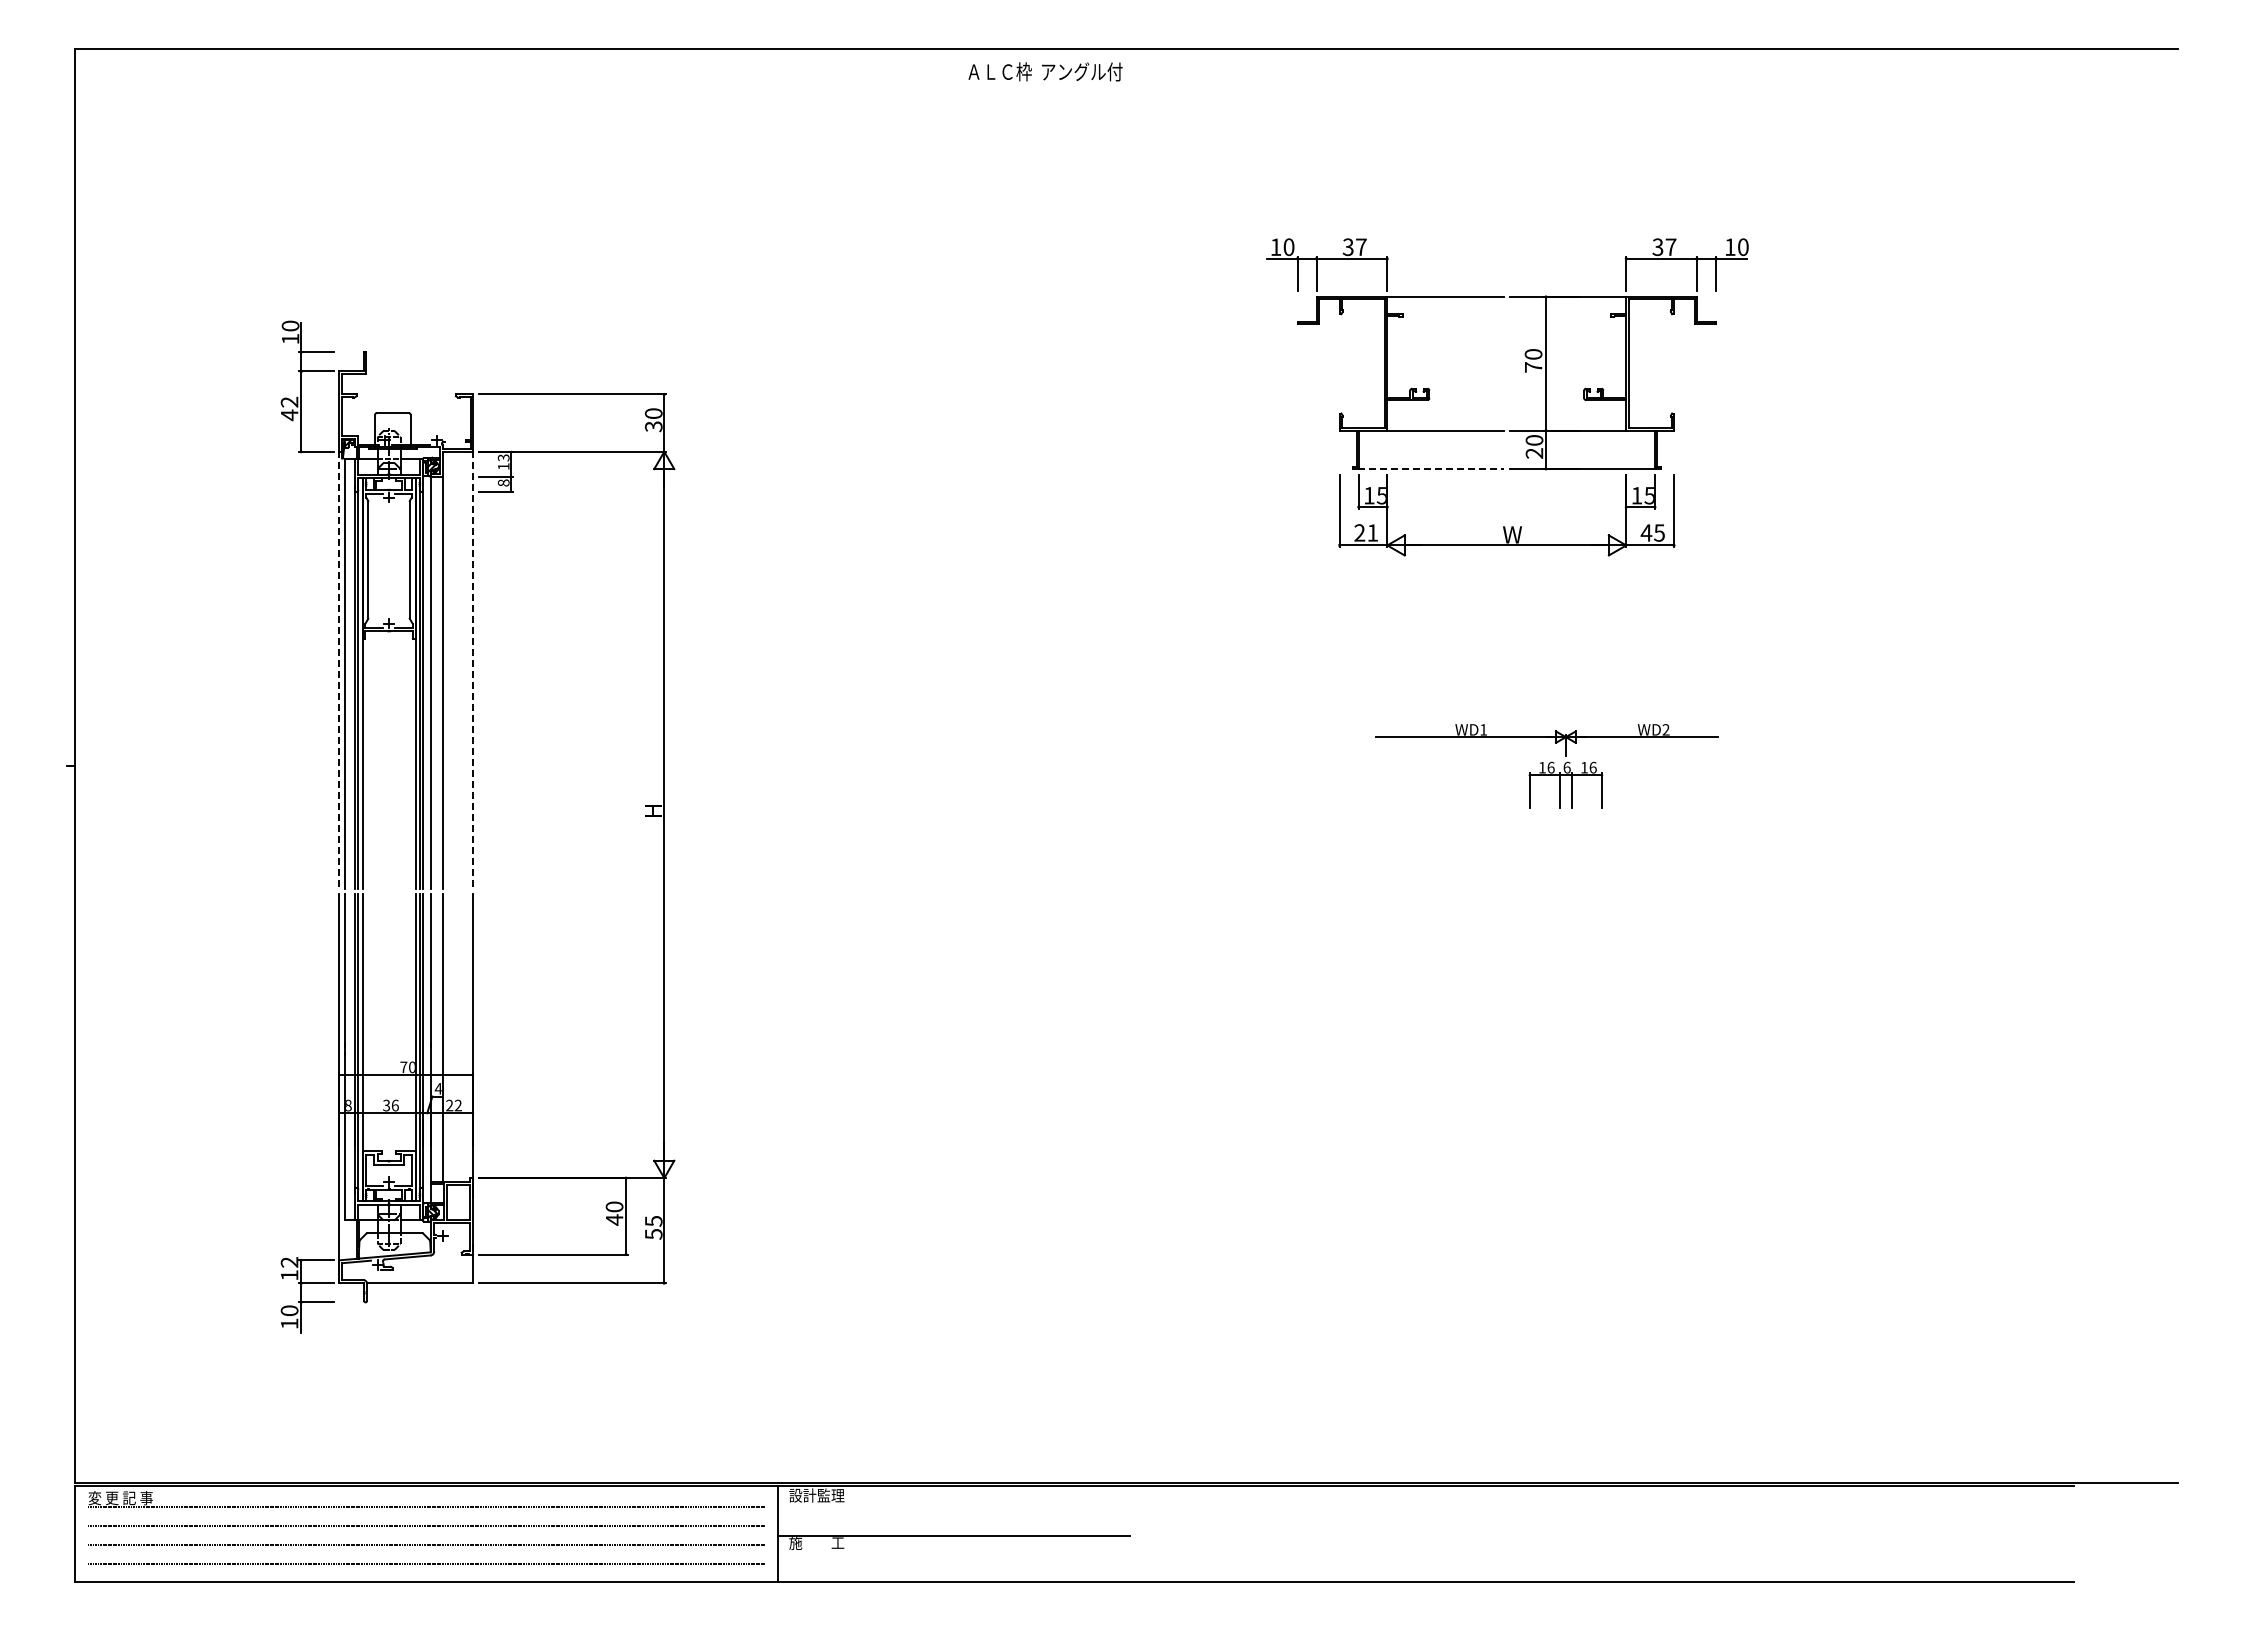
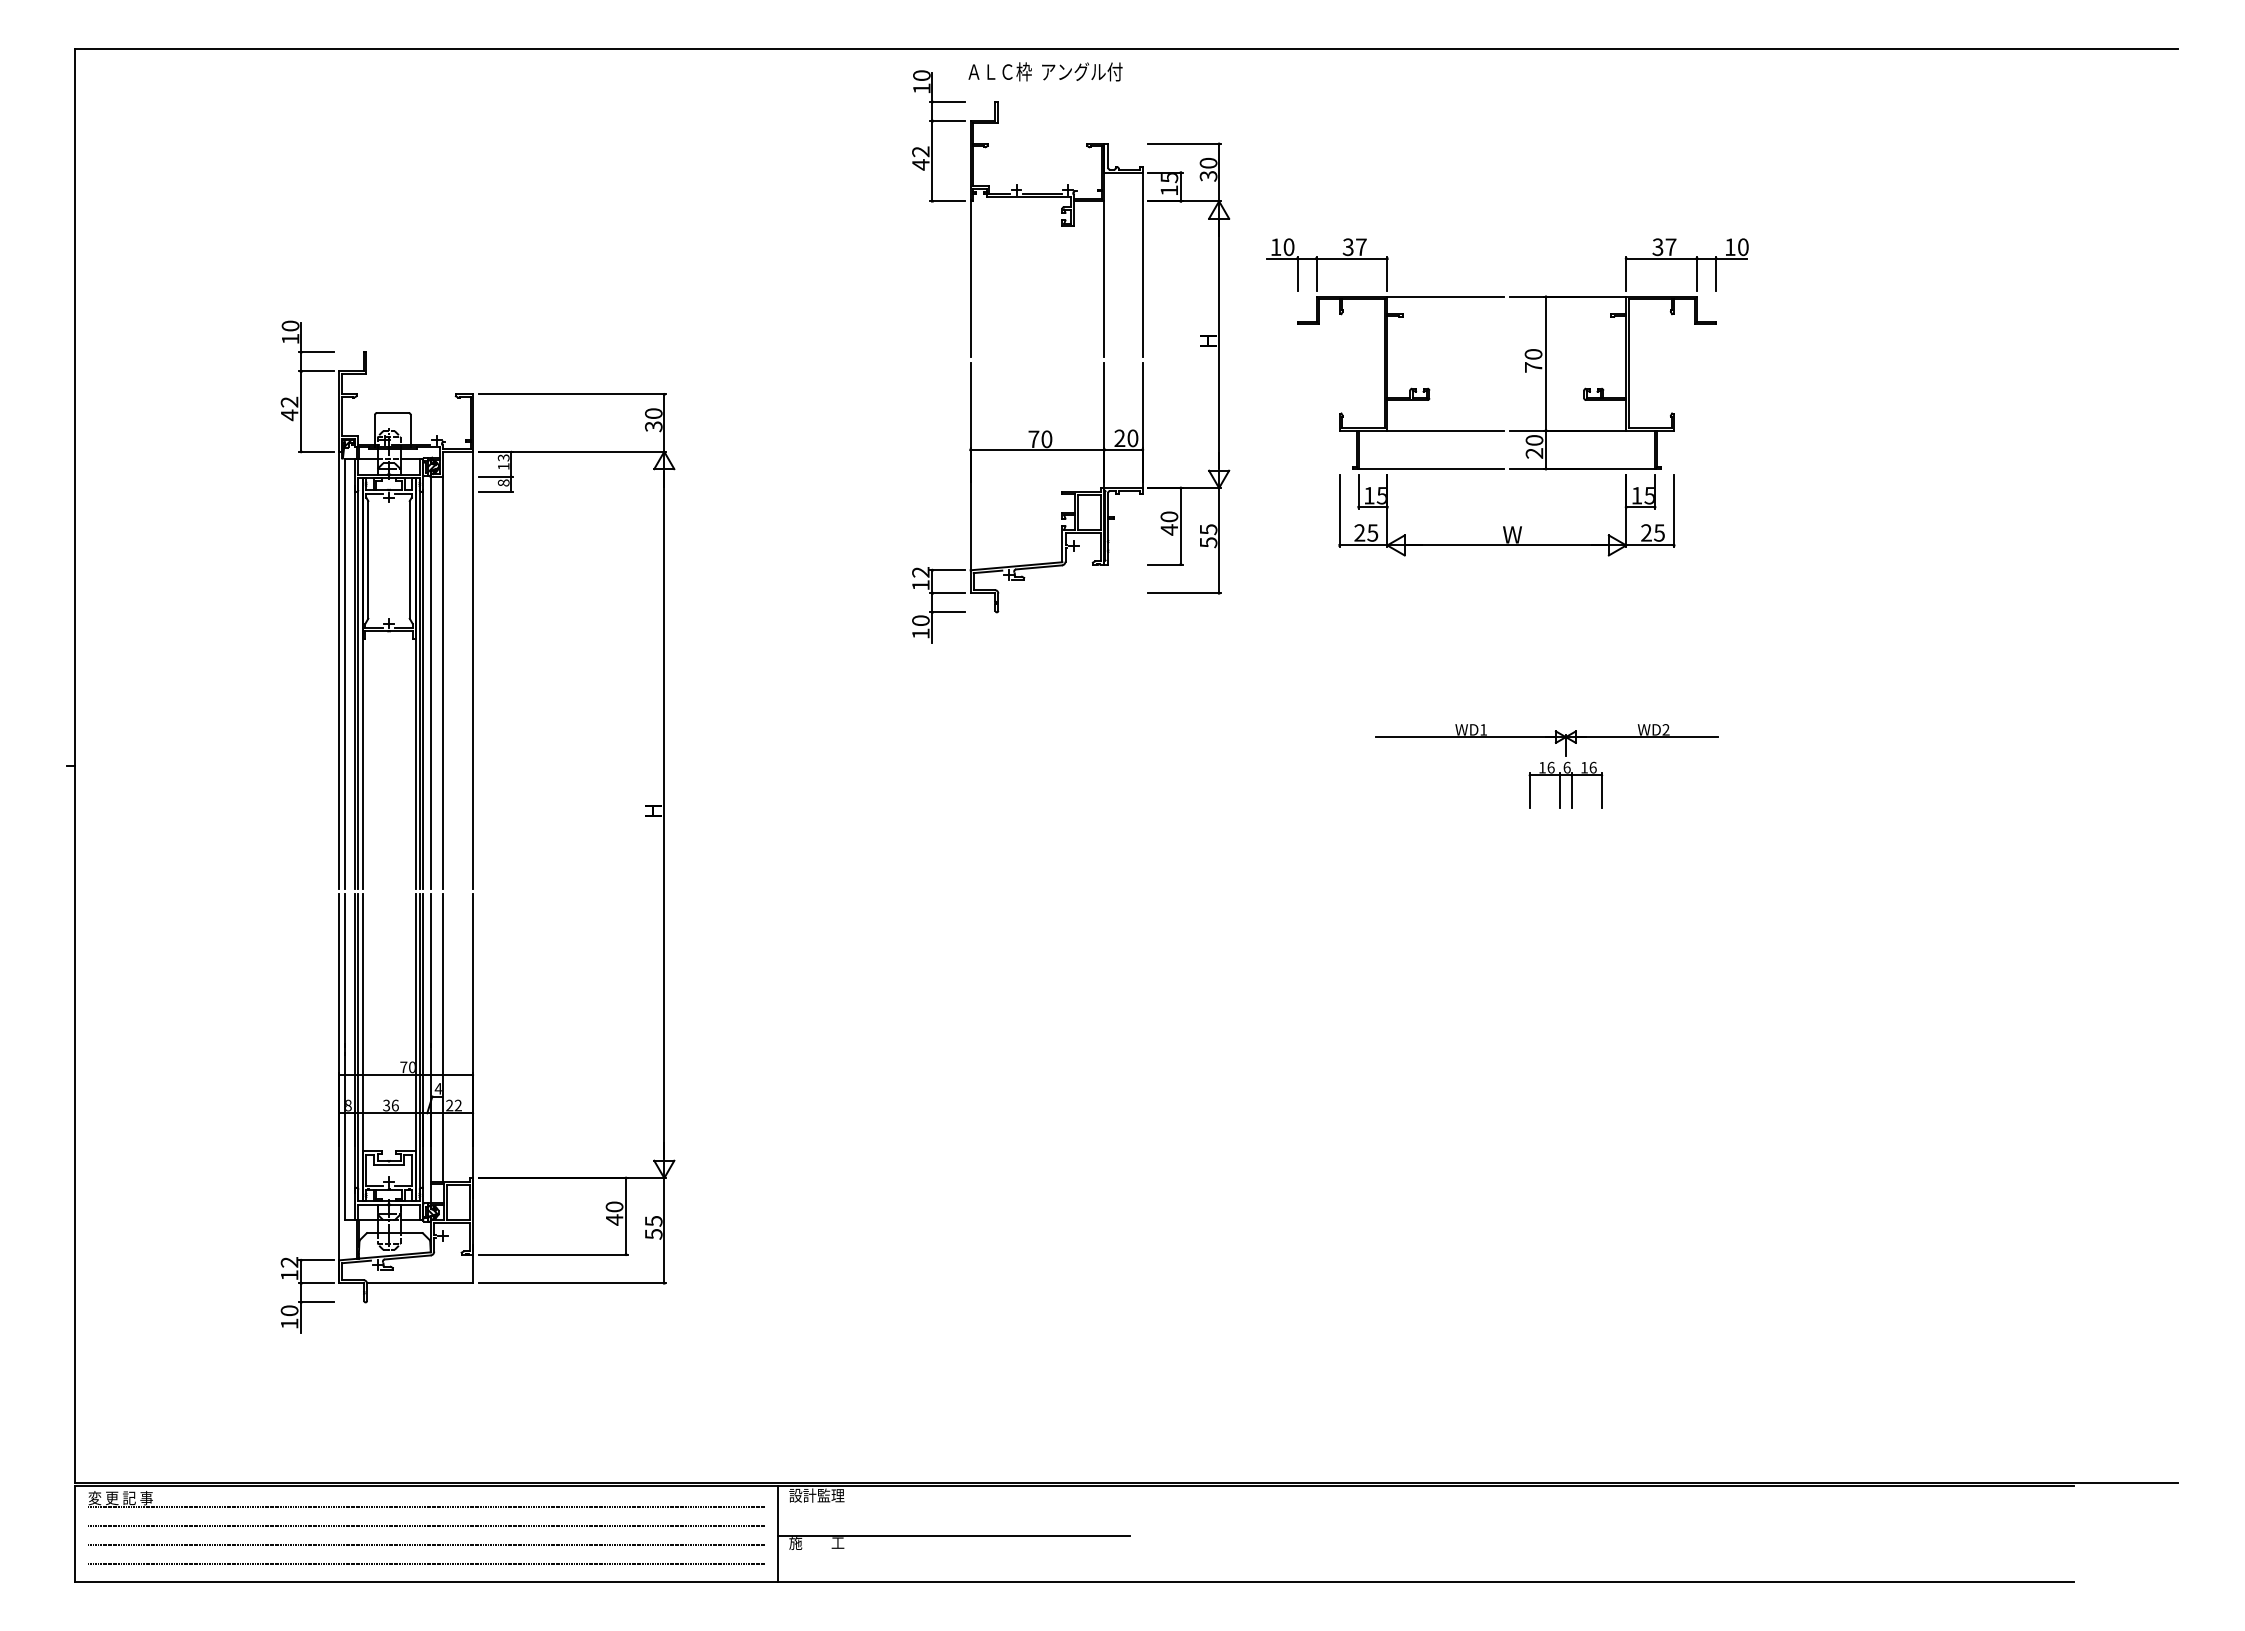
part: none -> present (1103, 356)
line: dashed -> solid (1431, 468)
text: 21 -> 25 (1372, 532)
text: 45 -> 25 (1646, 532)
line: dashed -> solid (339, 669)
line: dashed -> solid (473, 669)
